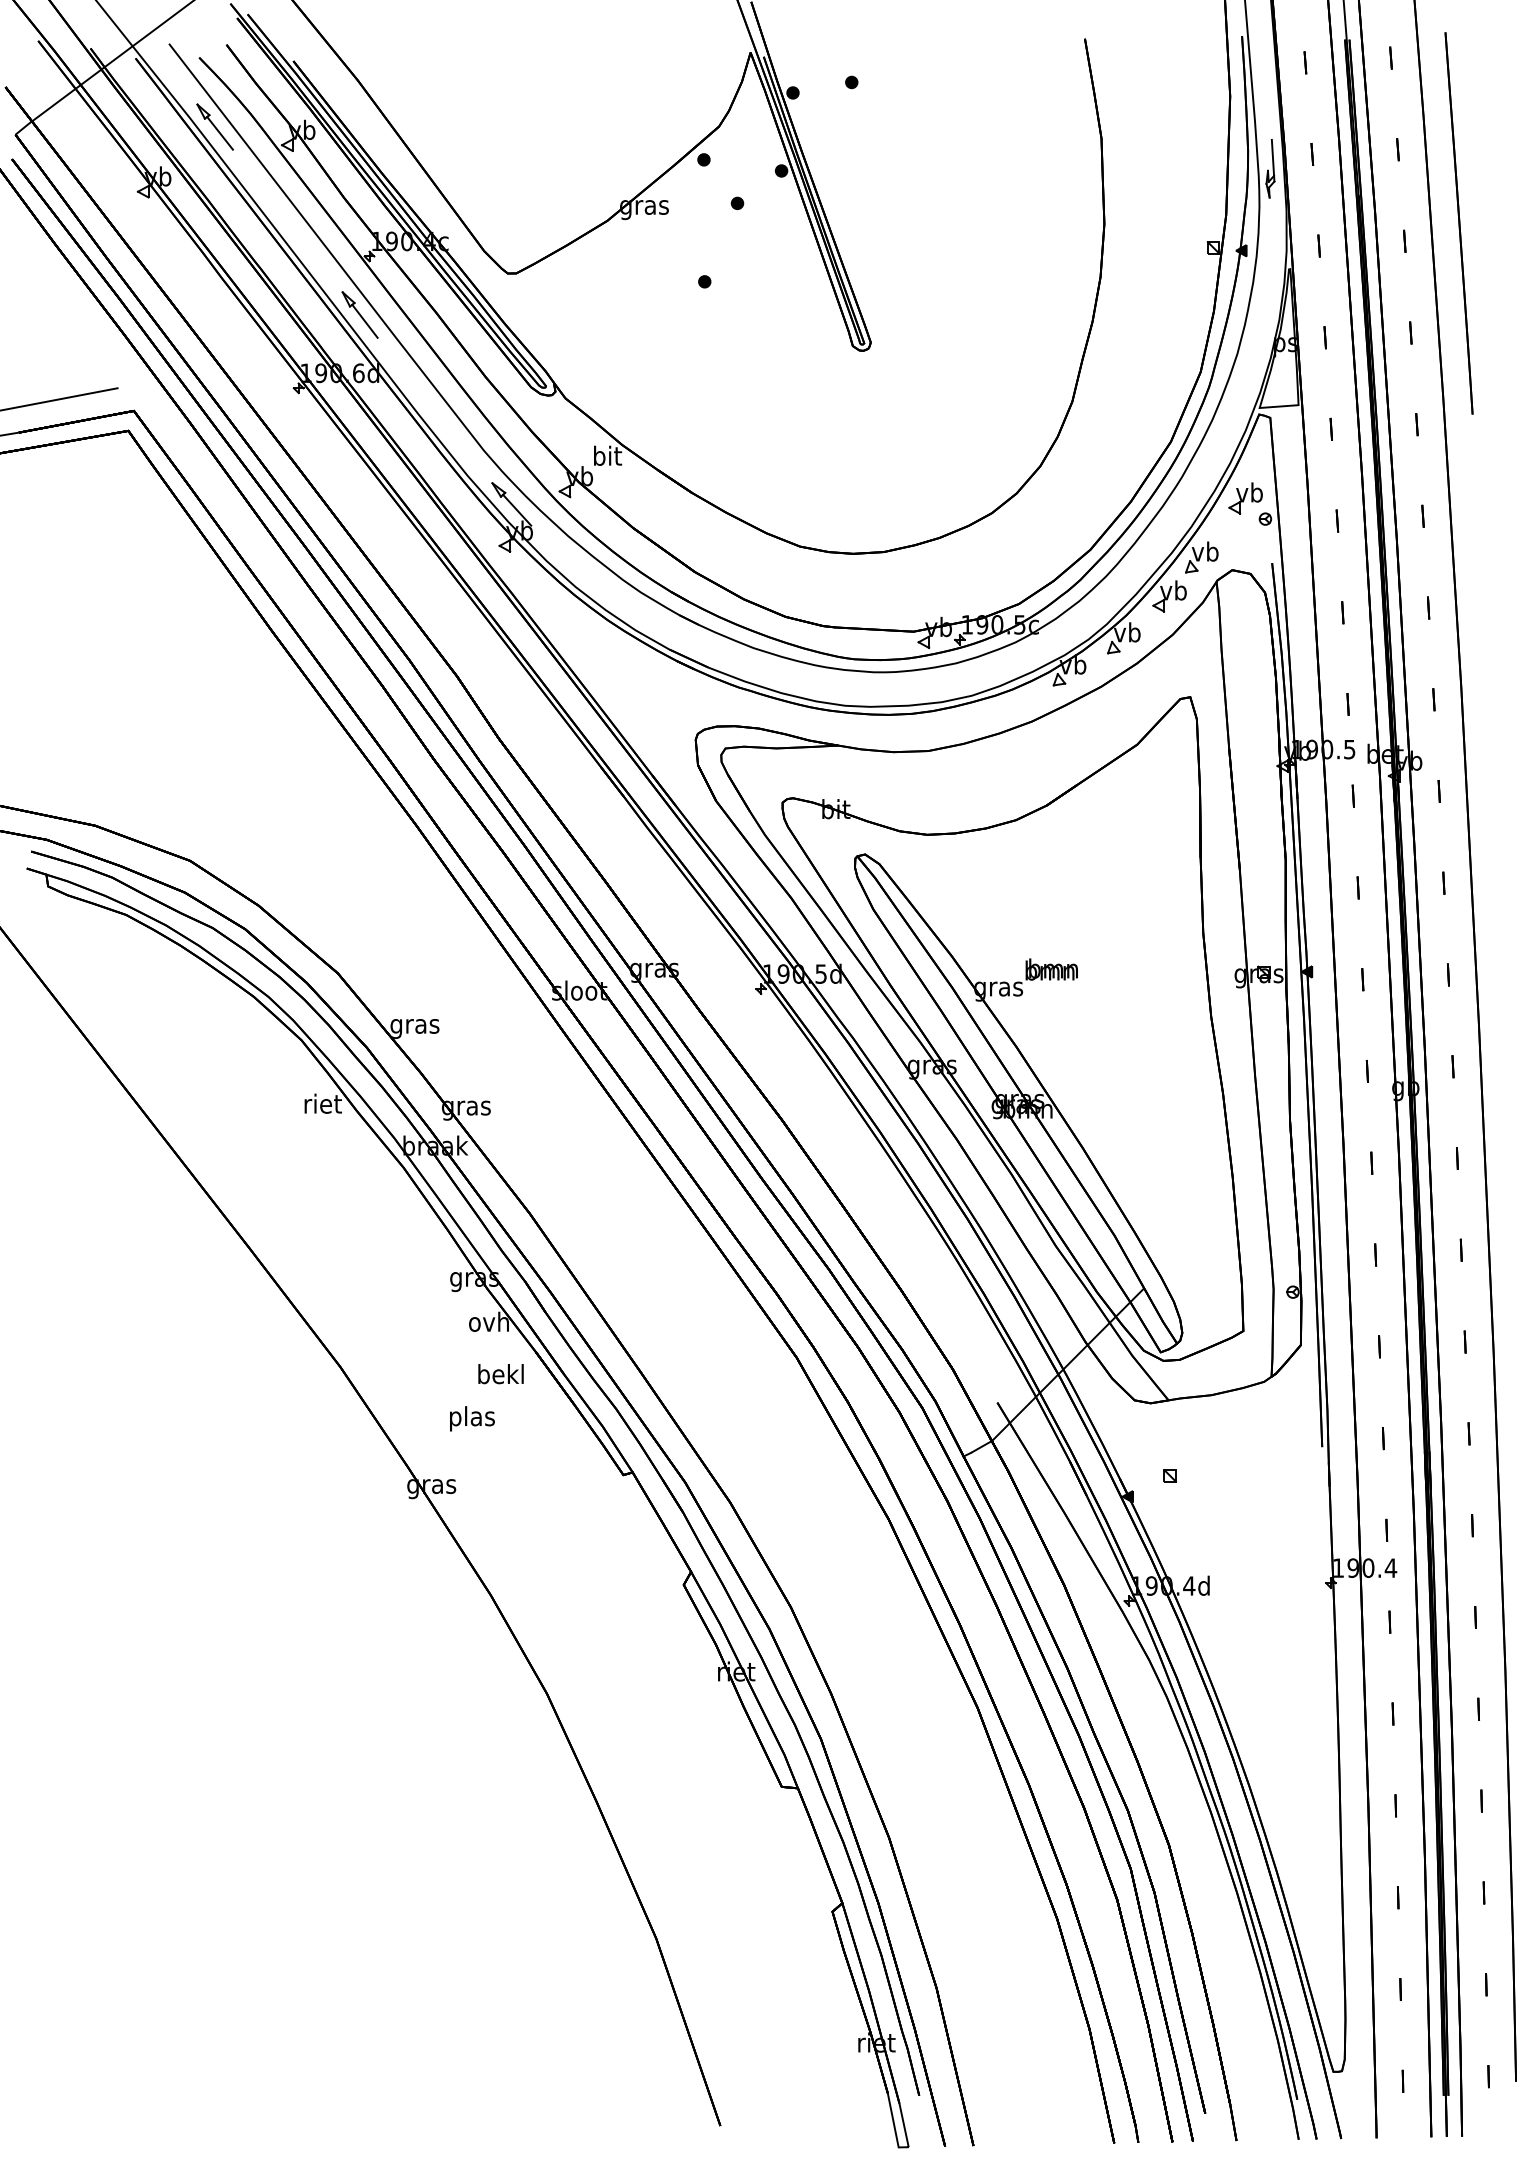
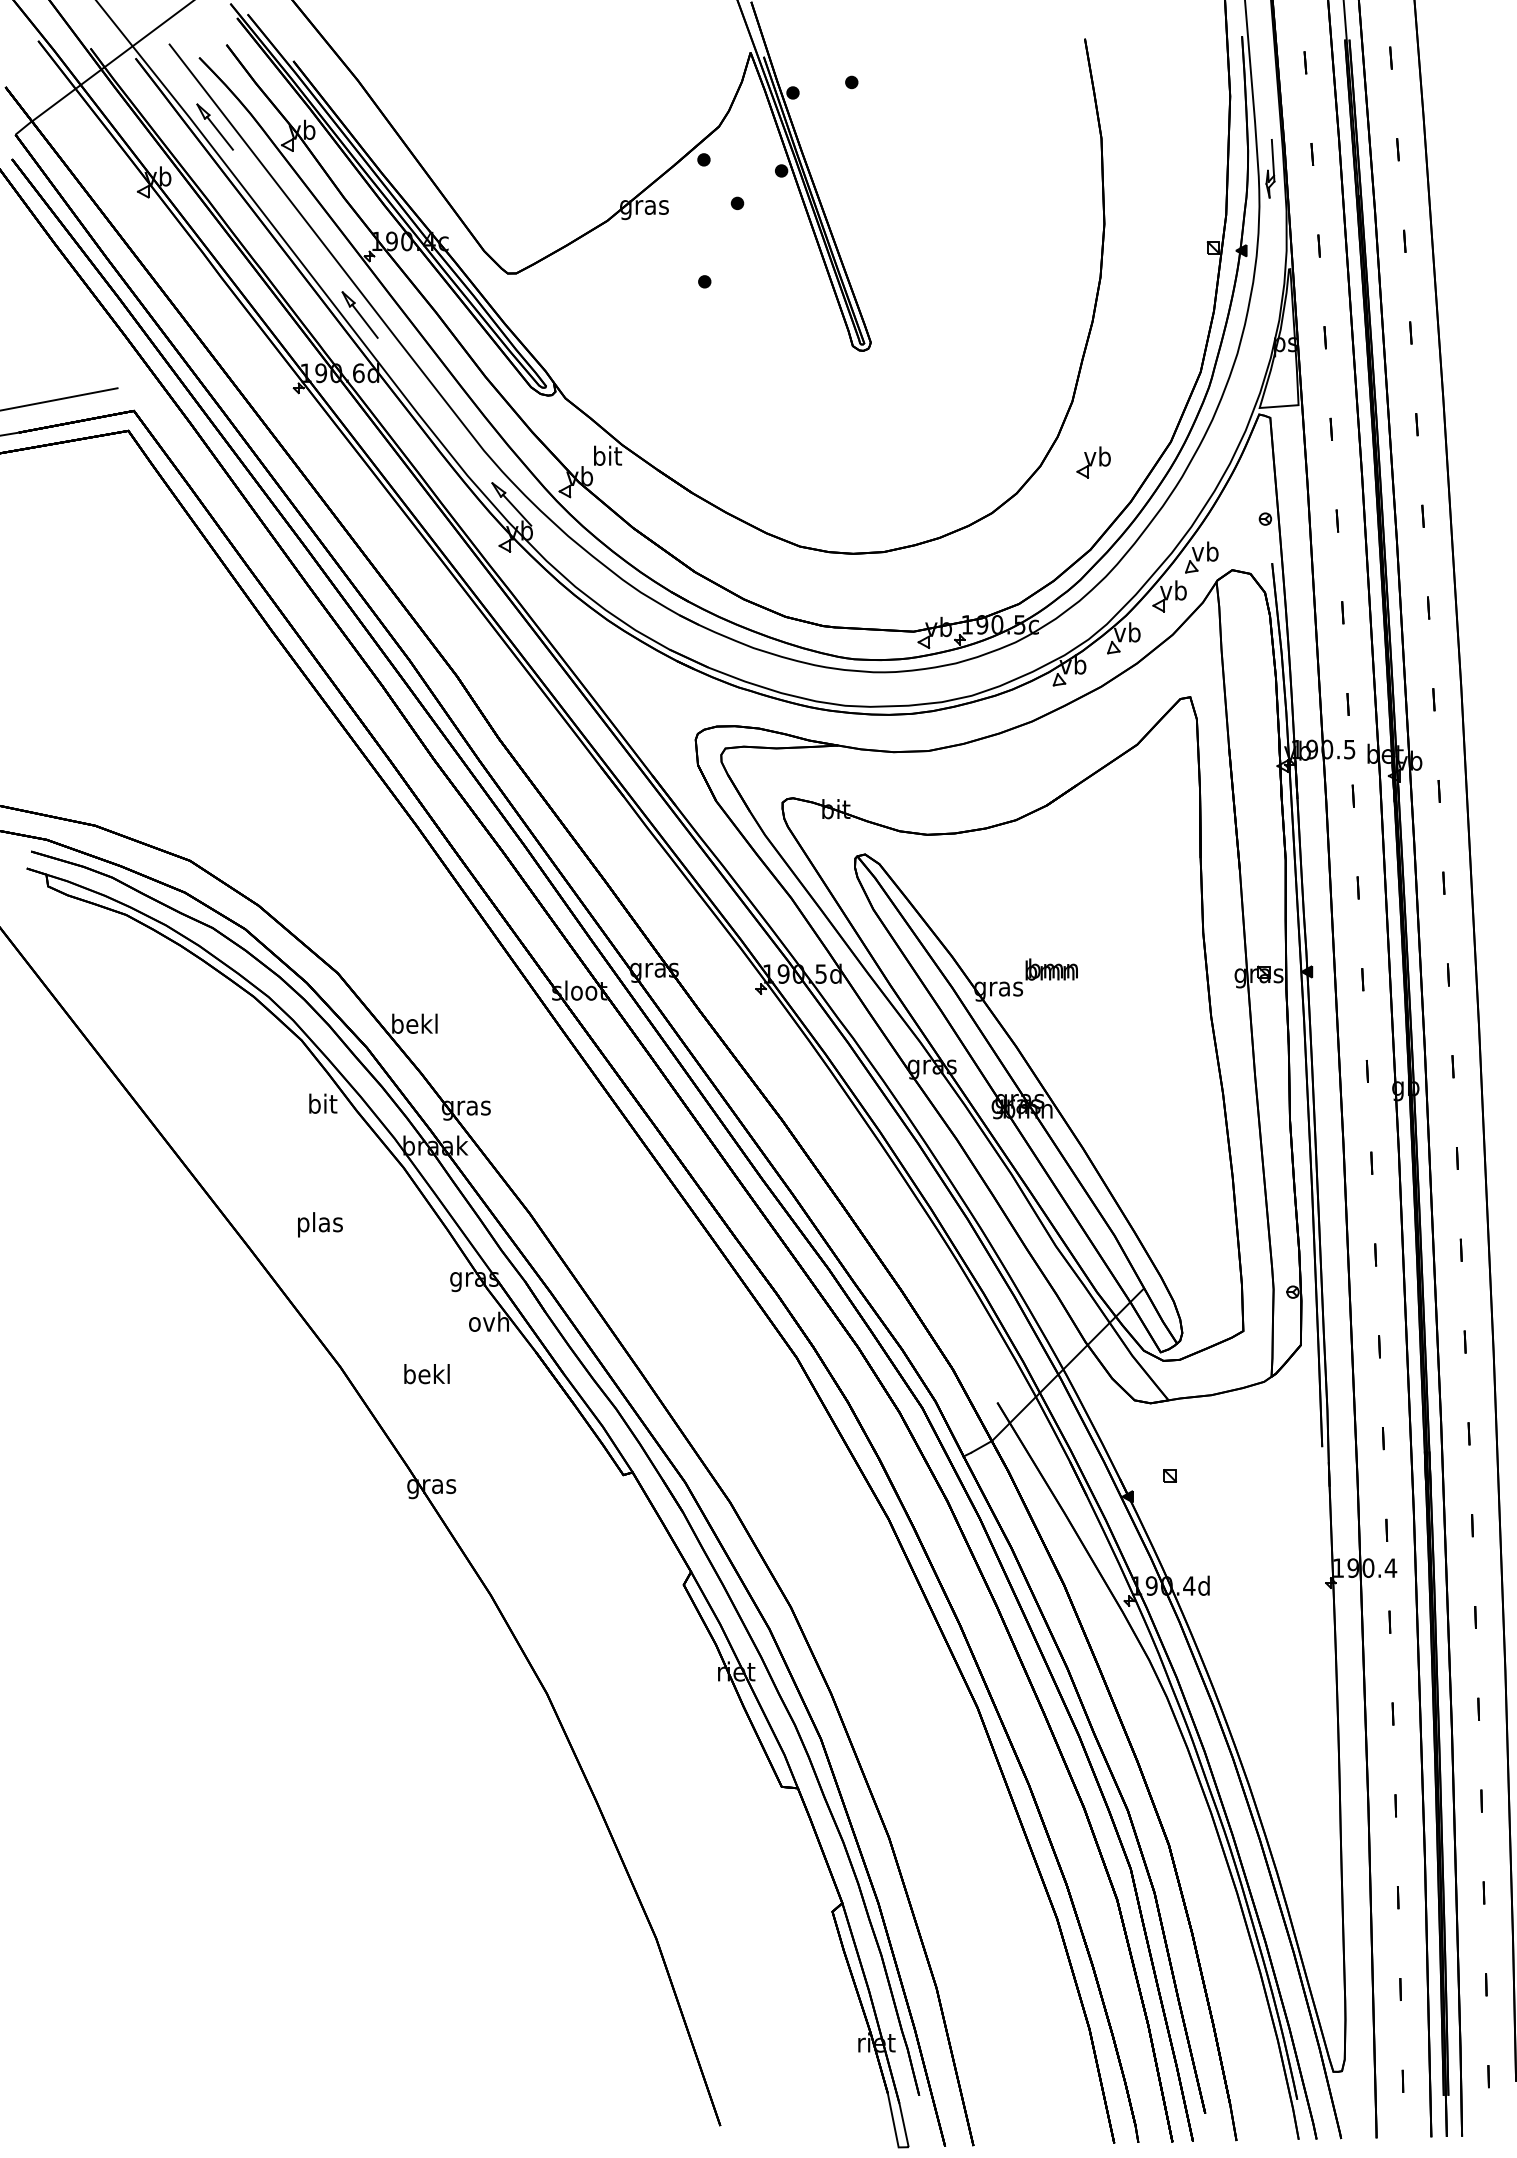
line: present -> none (1458, 223)
part position: (1245, 498) -> (1093, 462) (1093, 462)
text: gras -> bekl (414, 1025)
text: riet -> bit (322, 1103)
text position: (500, 1374) -> (426, 1374) (426, 1374)
text position: (472, 1418) -> (320, 1224) (320, 1224)
